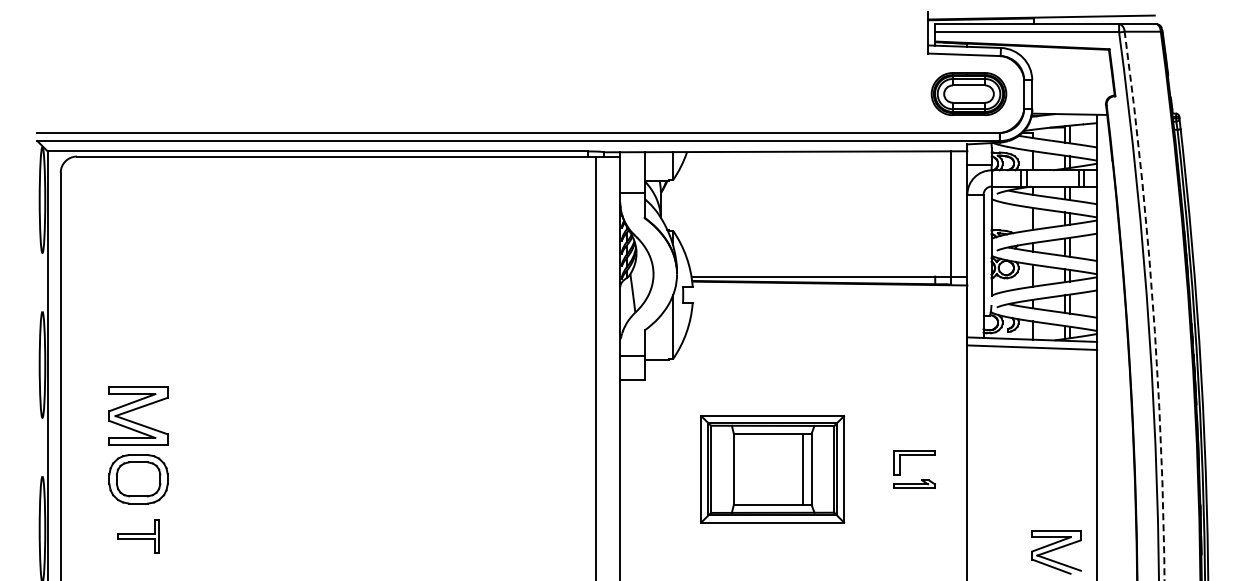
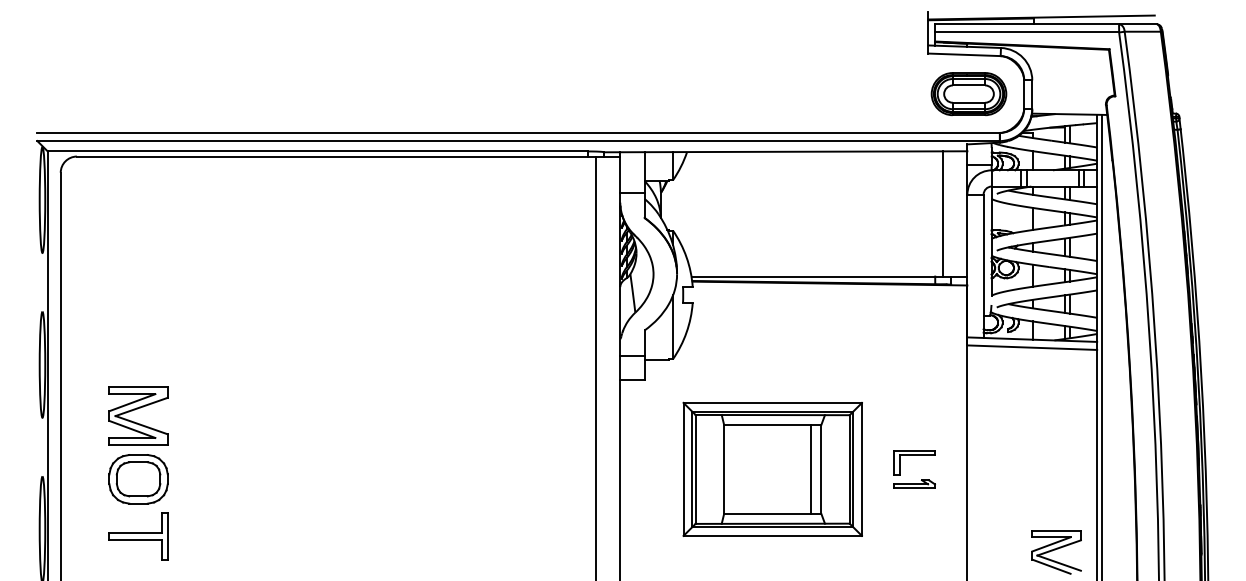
line position: (951, 213) -> (943, 213) (943, 213)
arc: dashed -> solid (1152, 304)
line: none -> present (1101, 345)
part size: 146x109 px -> 181x136 px (772, 468)
part size: 43x35 px -> 61x49 px (138, 536)
